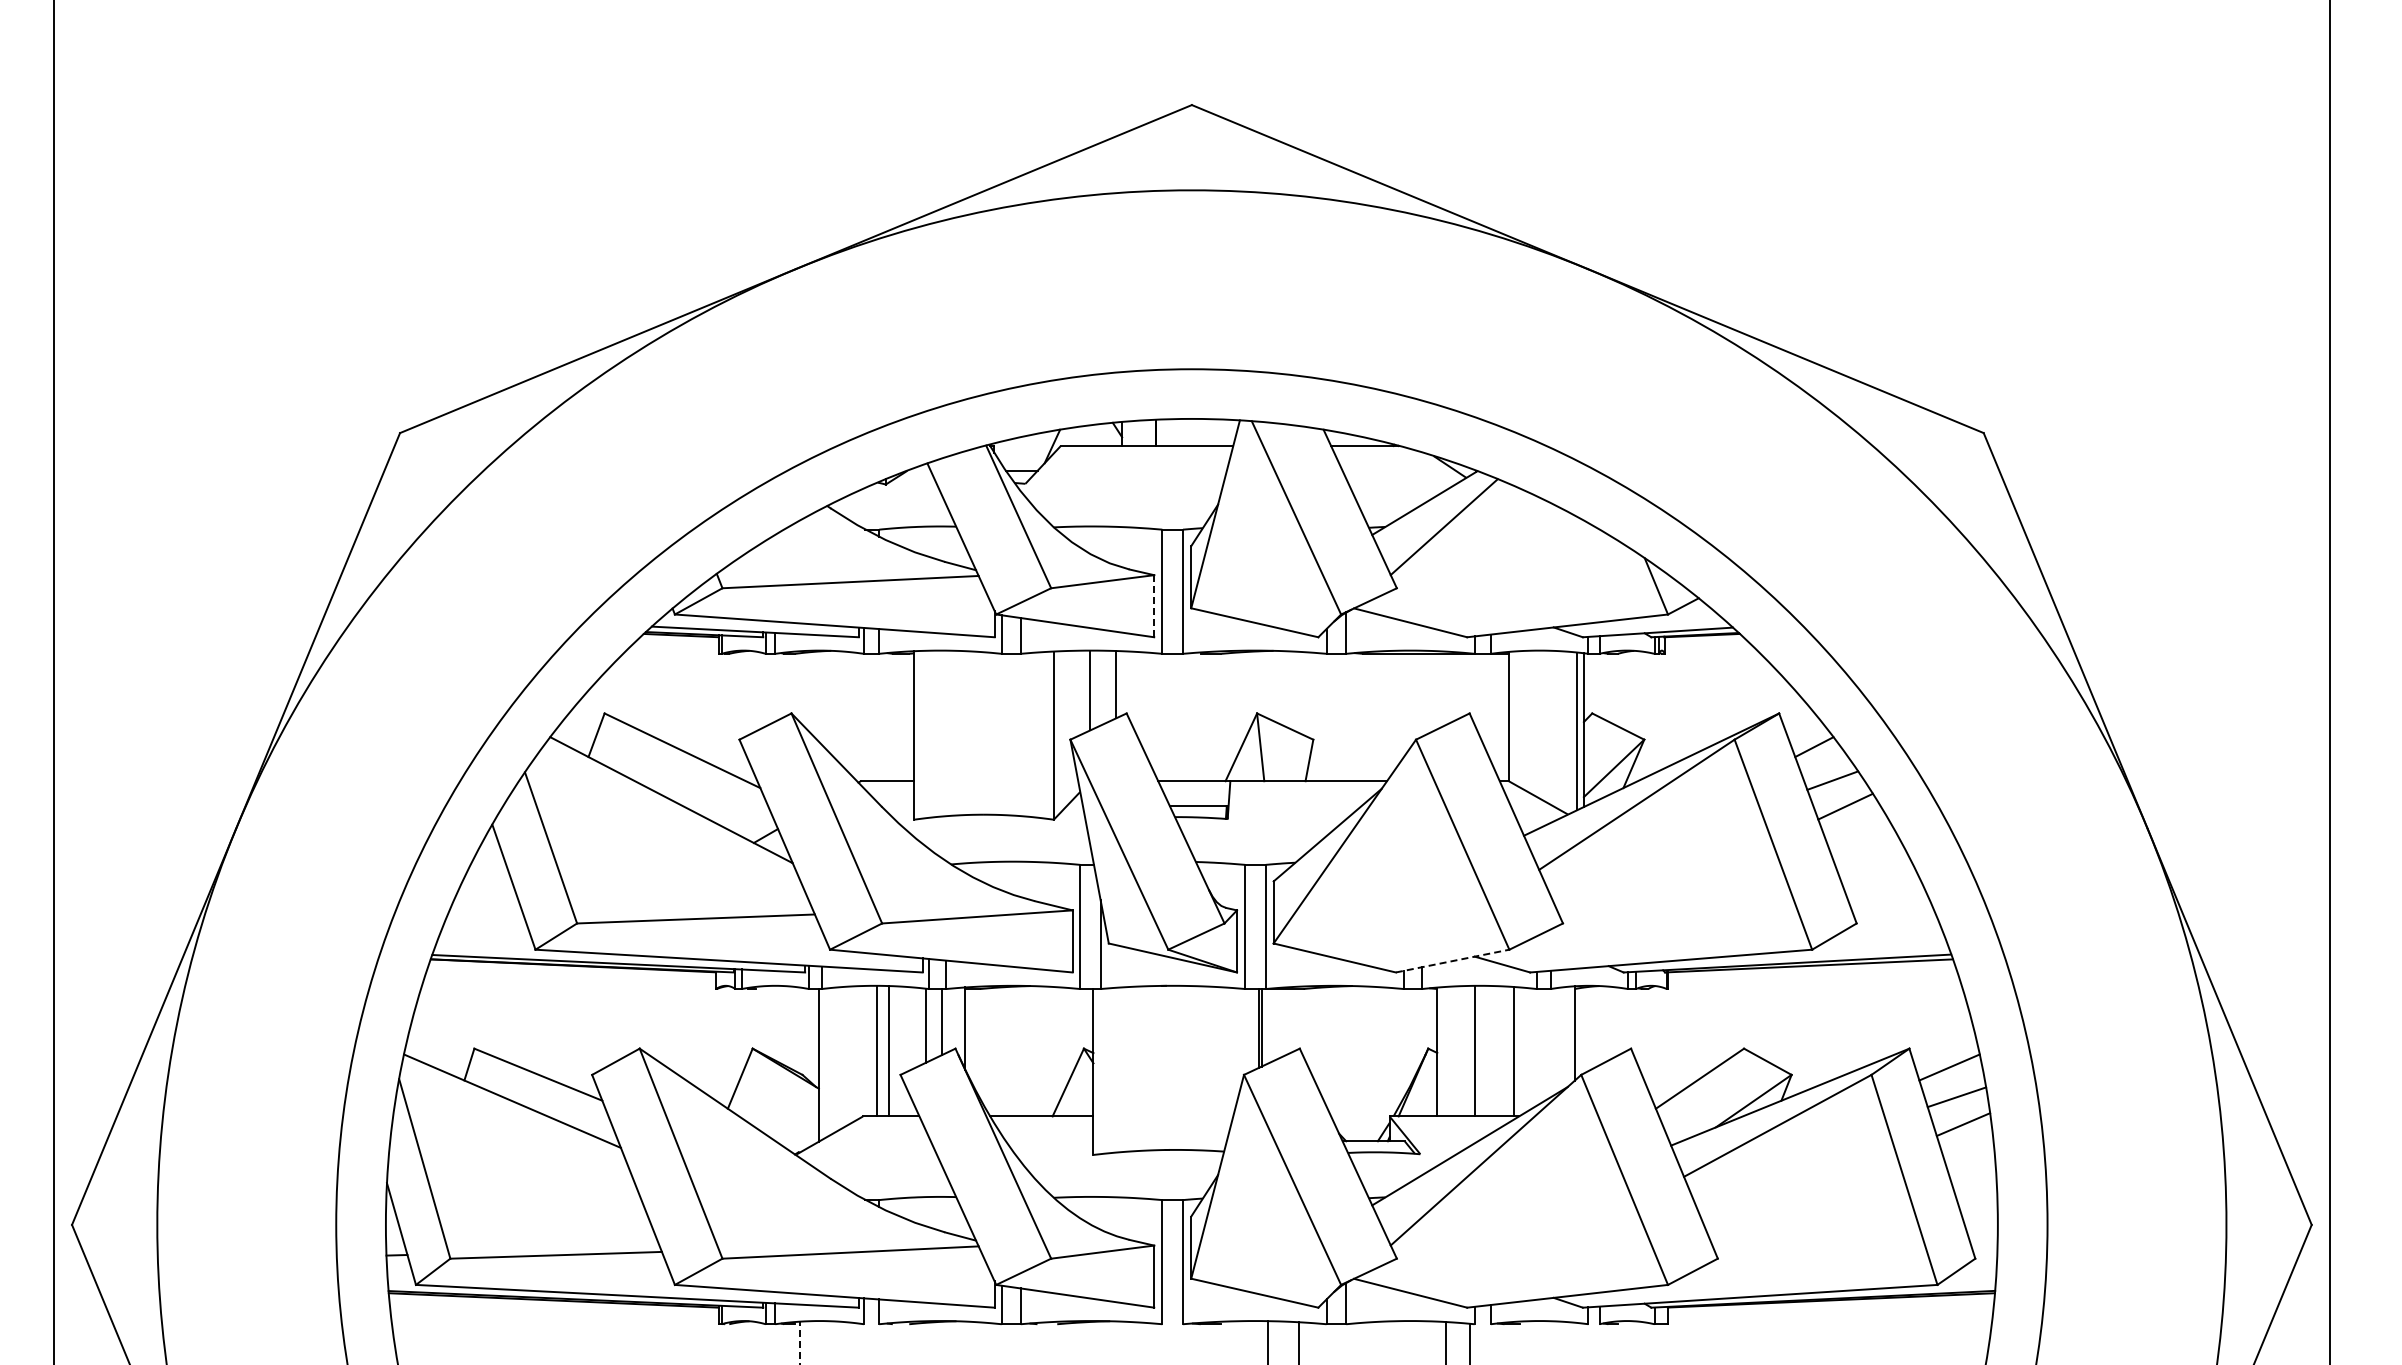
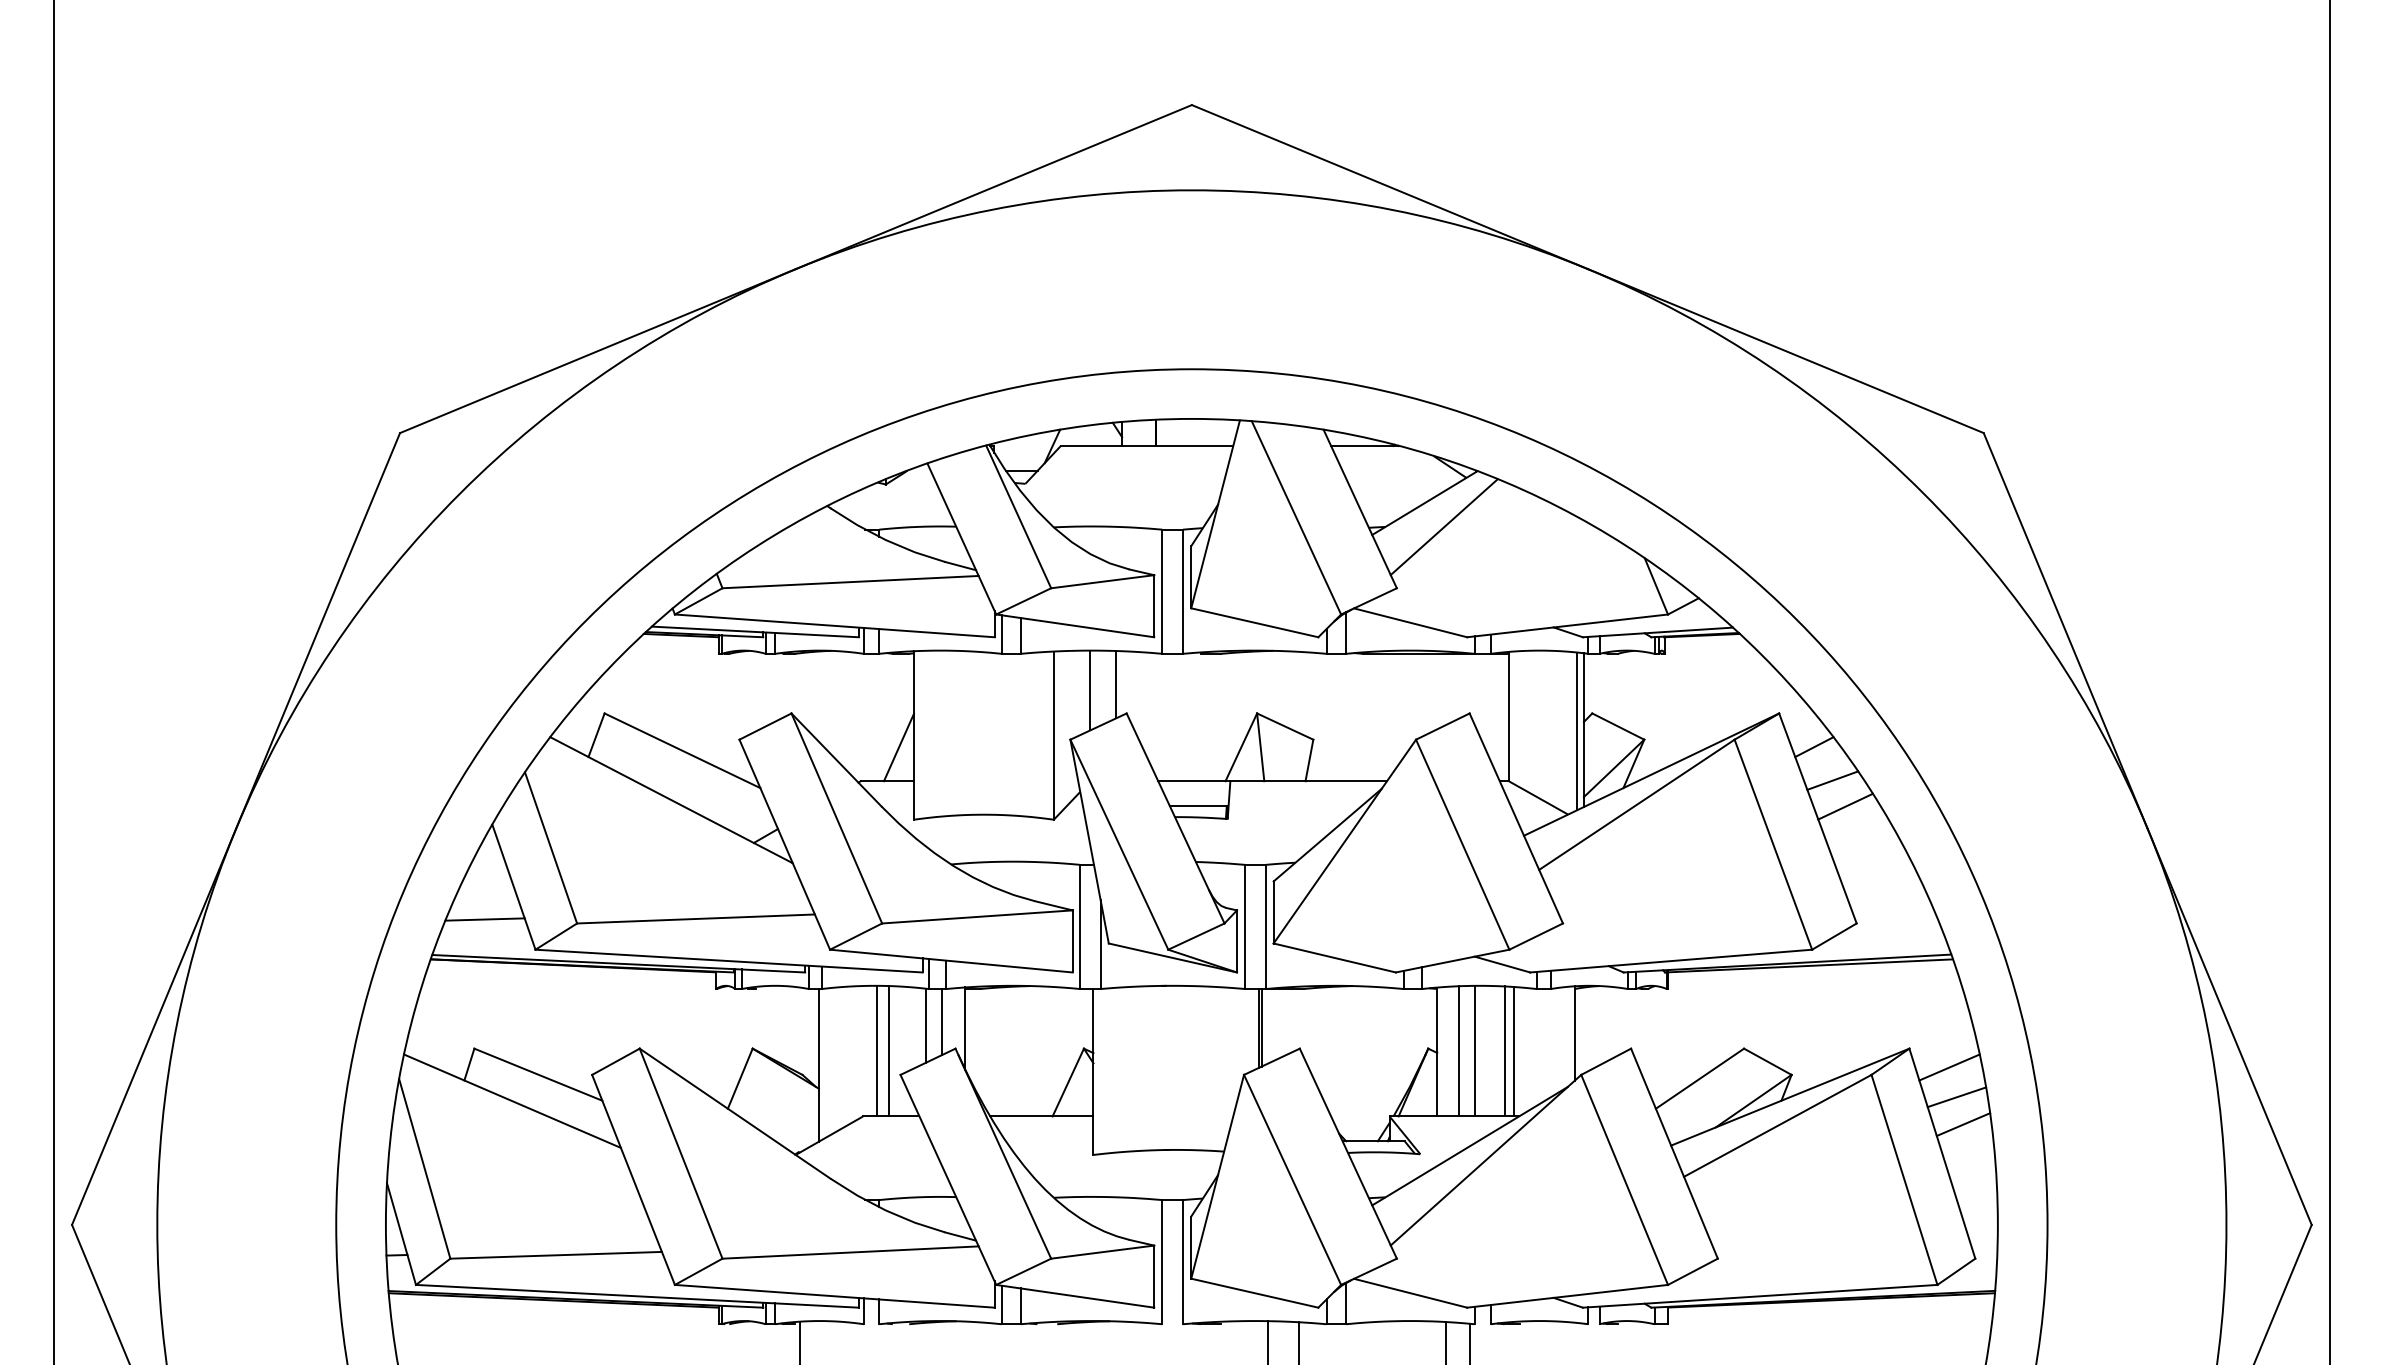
line: dashed -> solid (1154, 605)
line: none -> present (899, 747)
line: none -> present (484, 919)
line: dashed -> solid (1452, 961)
line: none -> present (1458, 1051)
line: none -> present (1504, 1051)
line: dashed -> solid (799, 1342)
